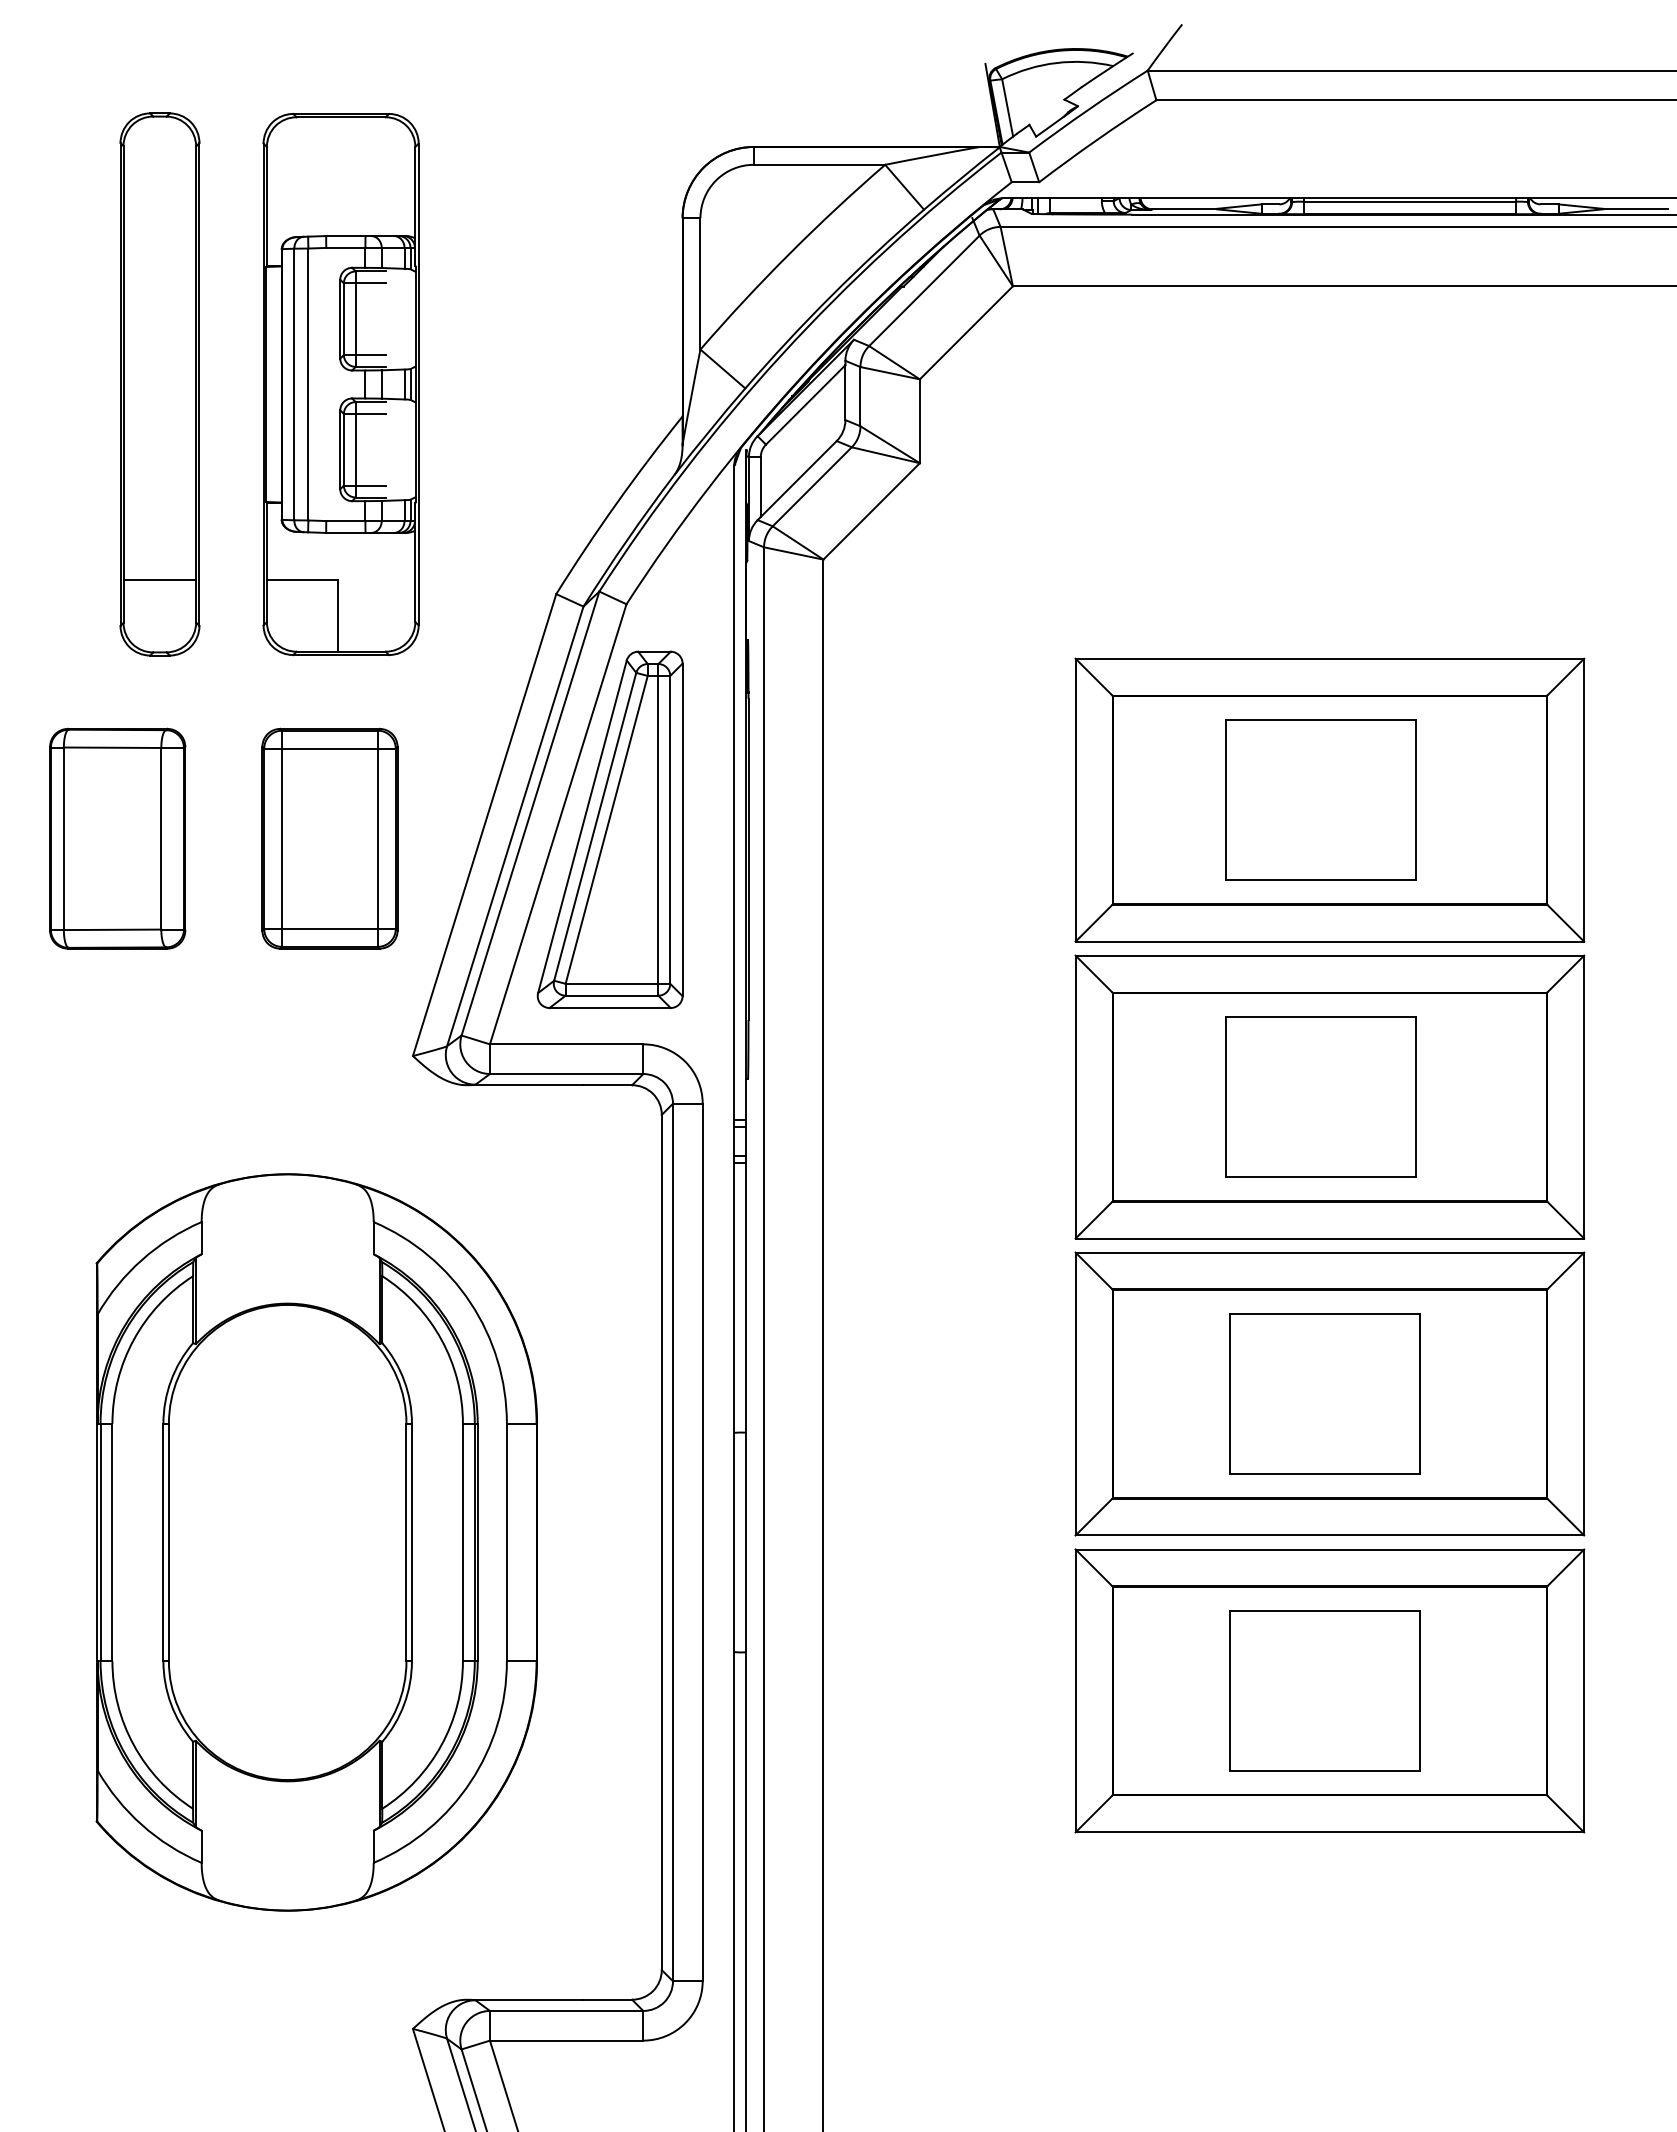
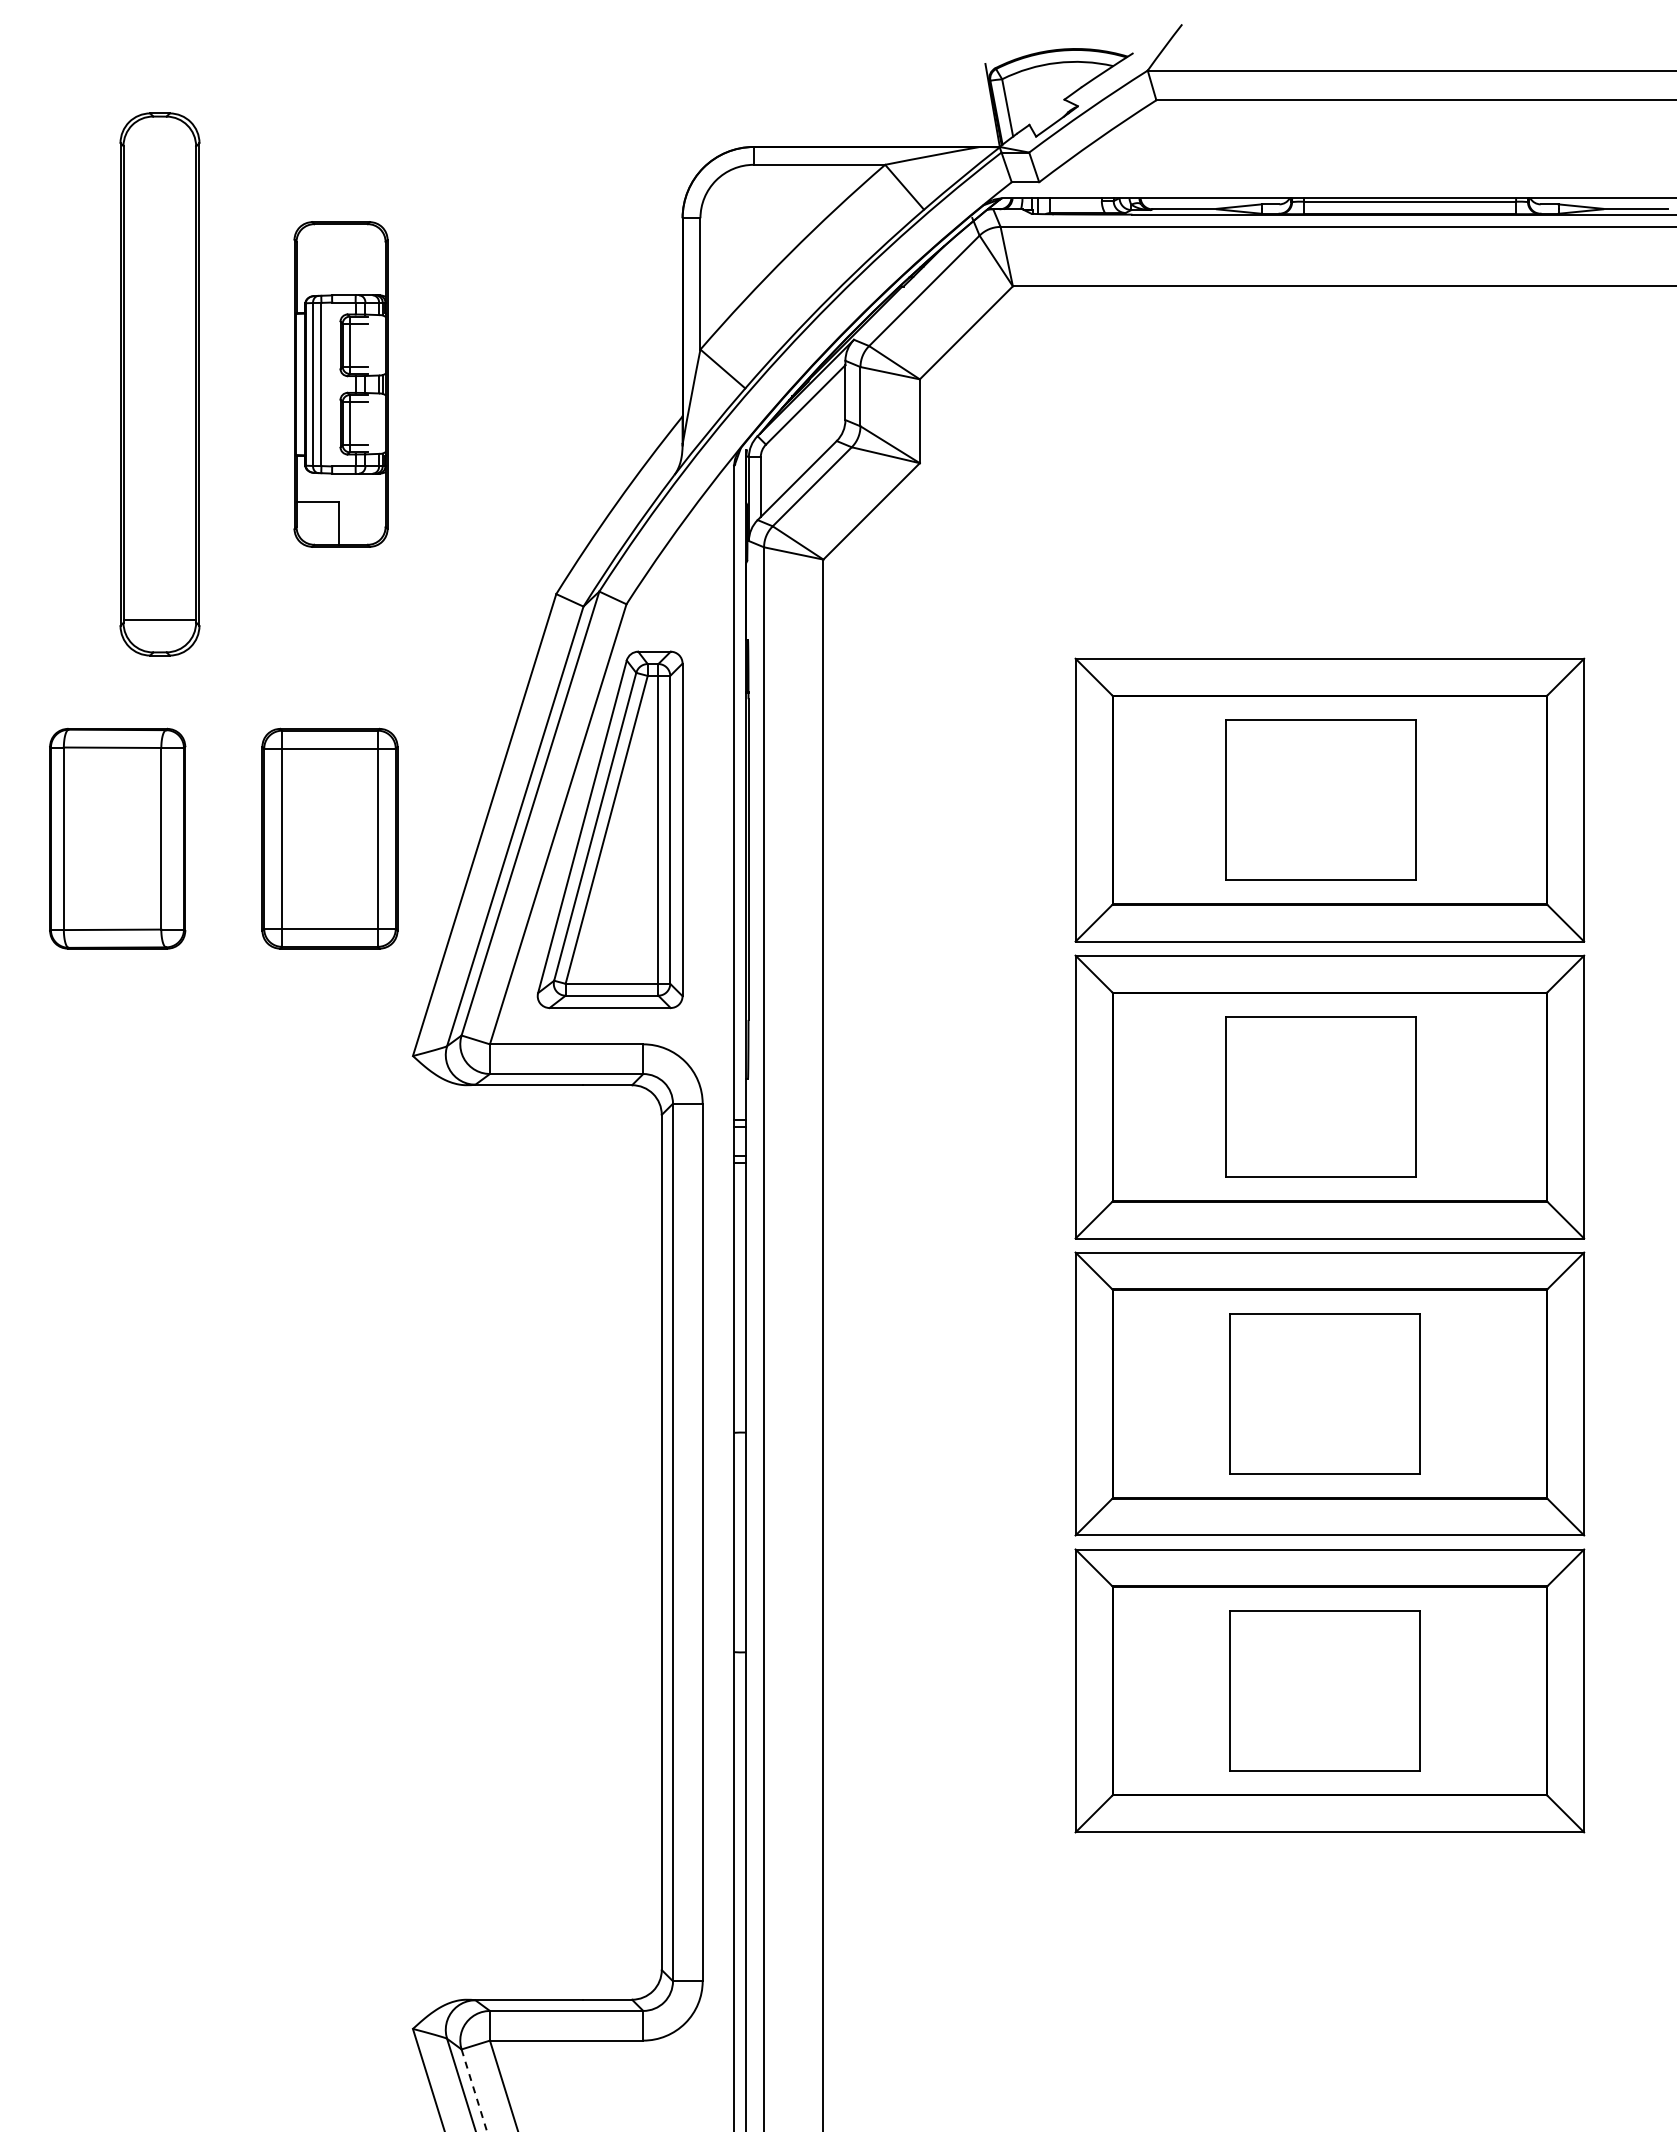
part size: 158x545 px -> 96x327 px (340, 384)
line position: (159, 580) -> (159, 620) (159, 620)
part: present -> none (316, 1542)
line: solid -> dashed (474, 2090)
